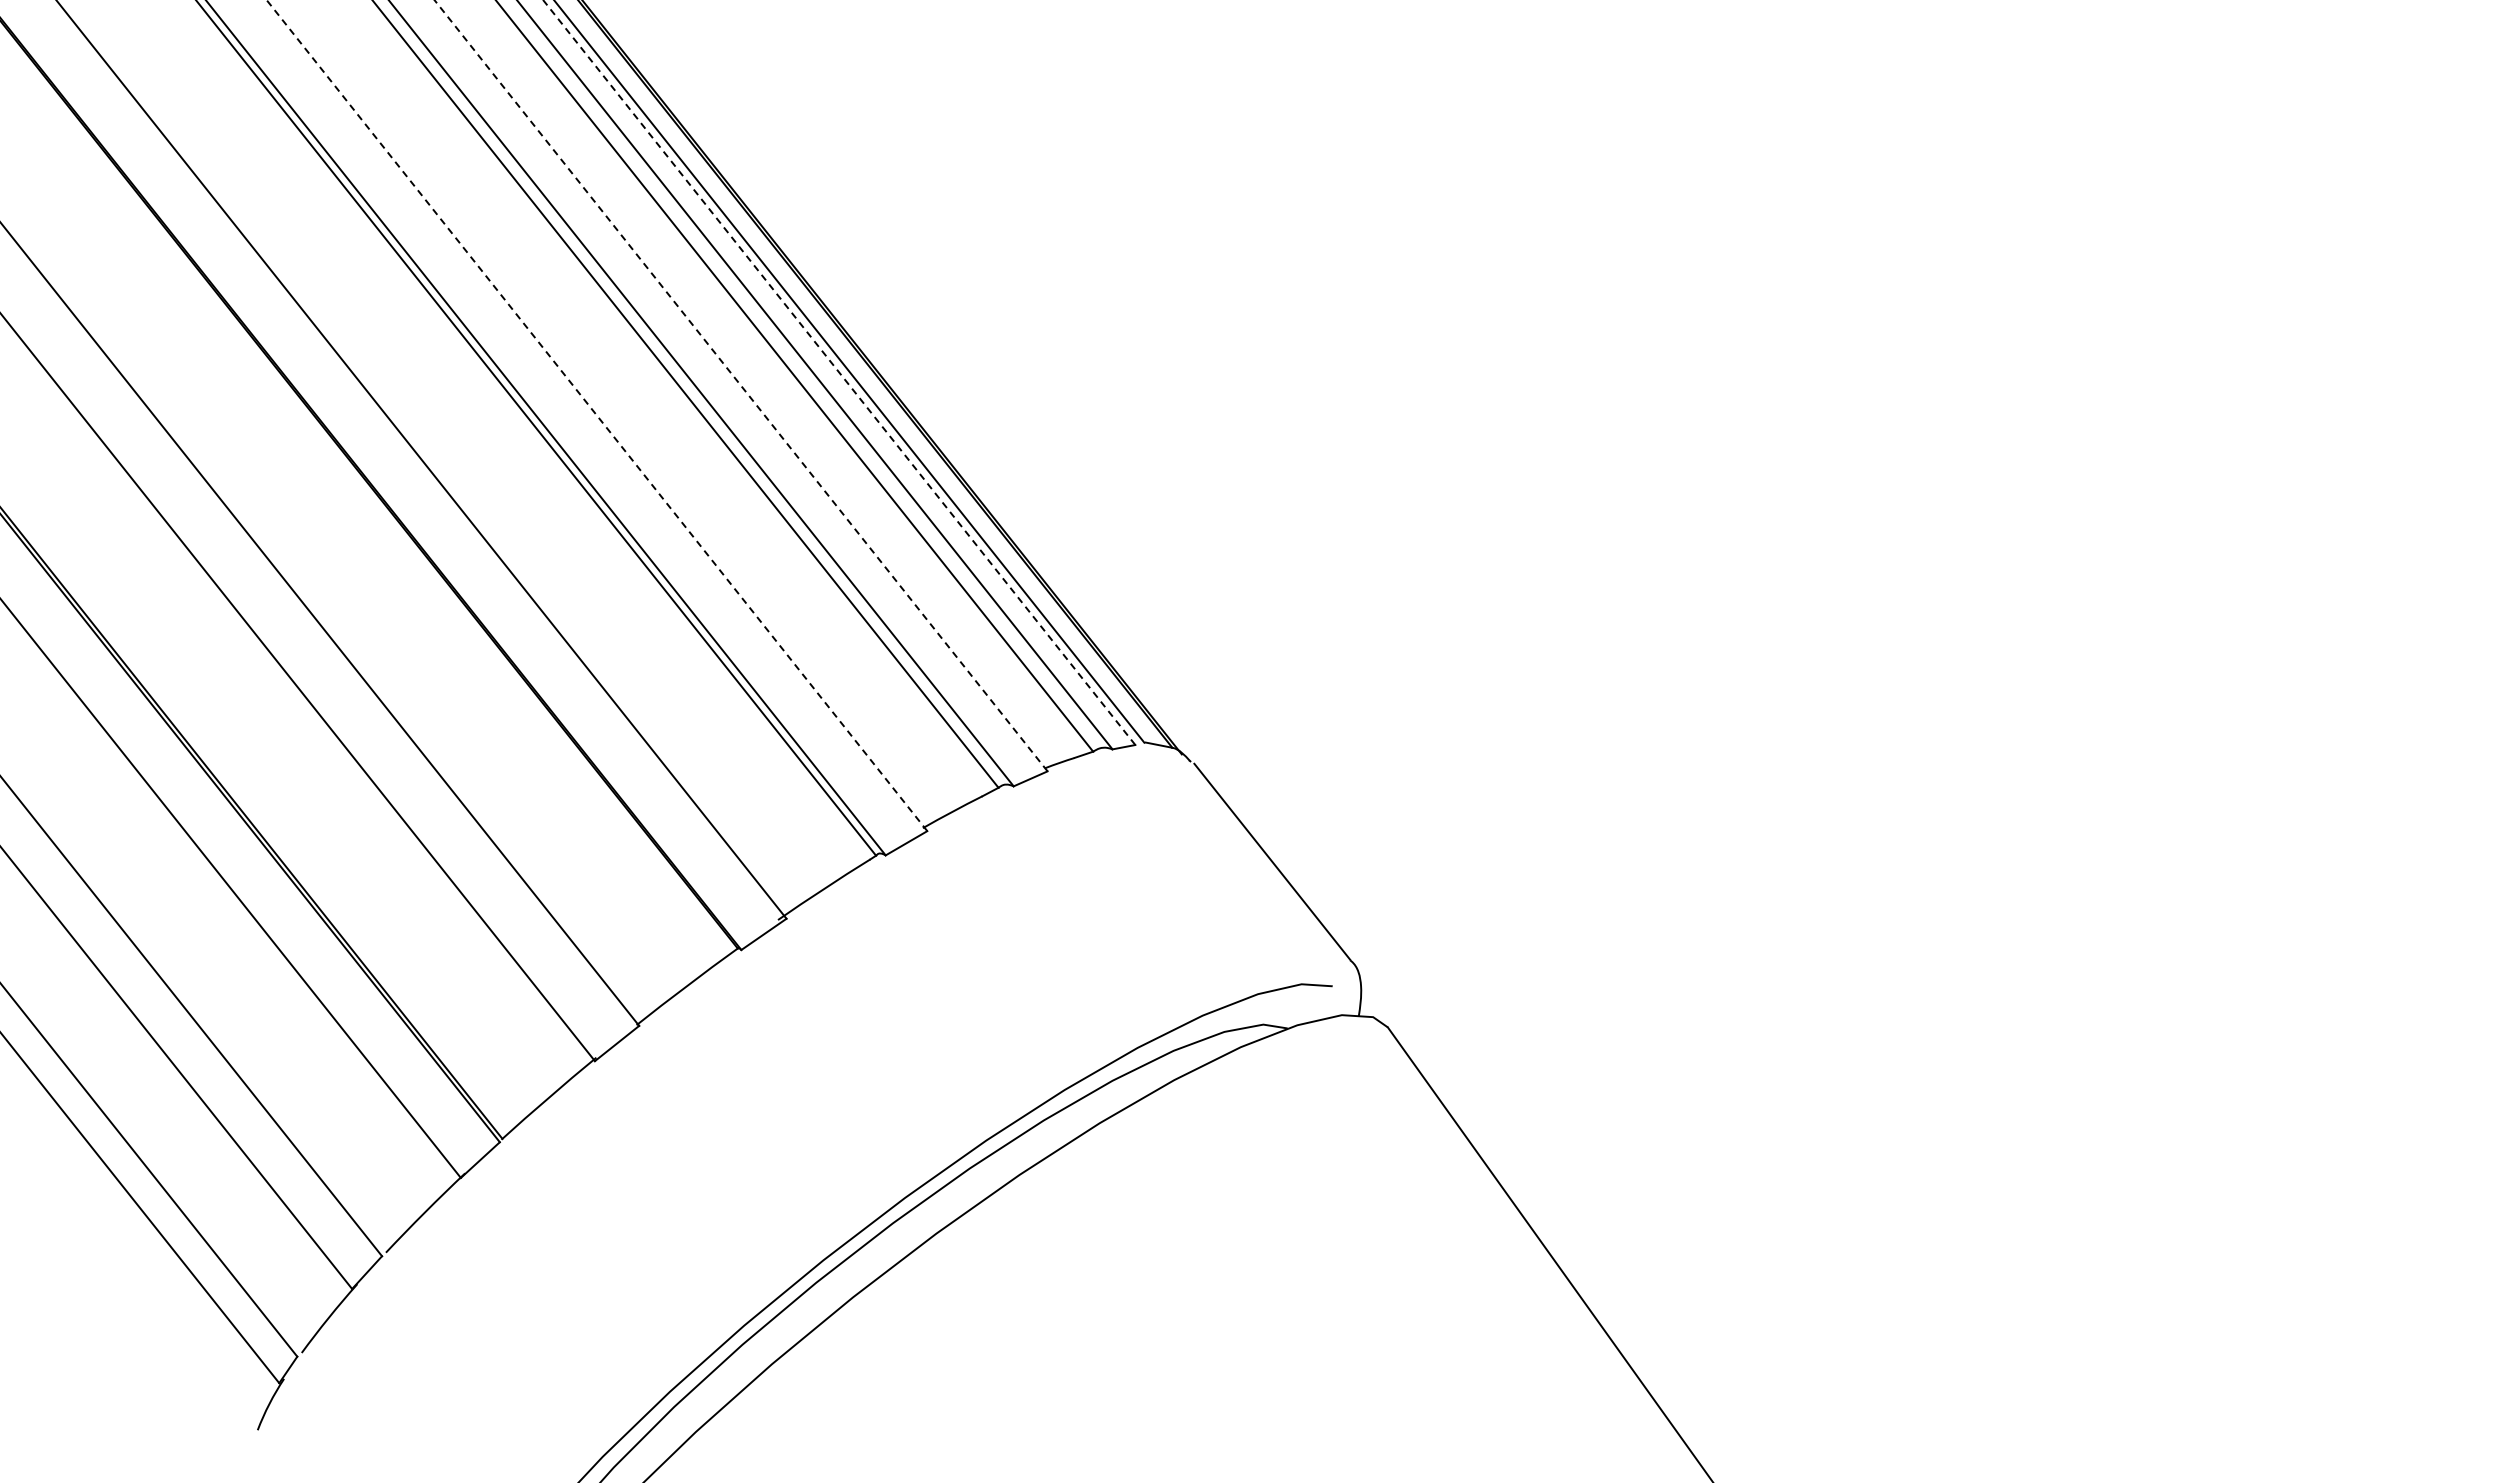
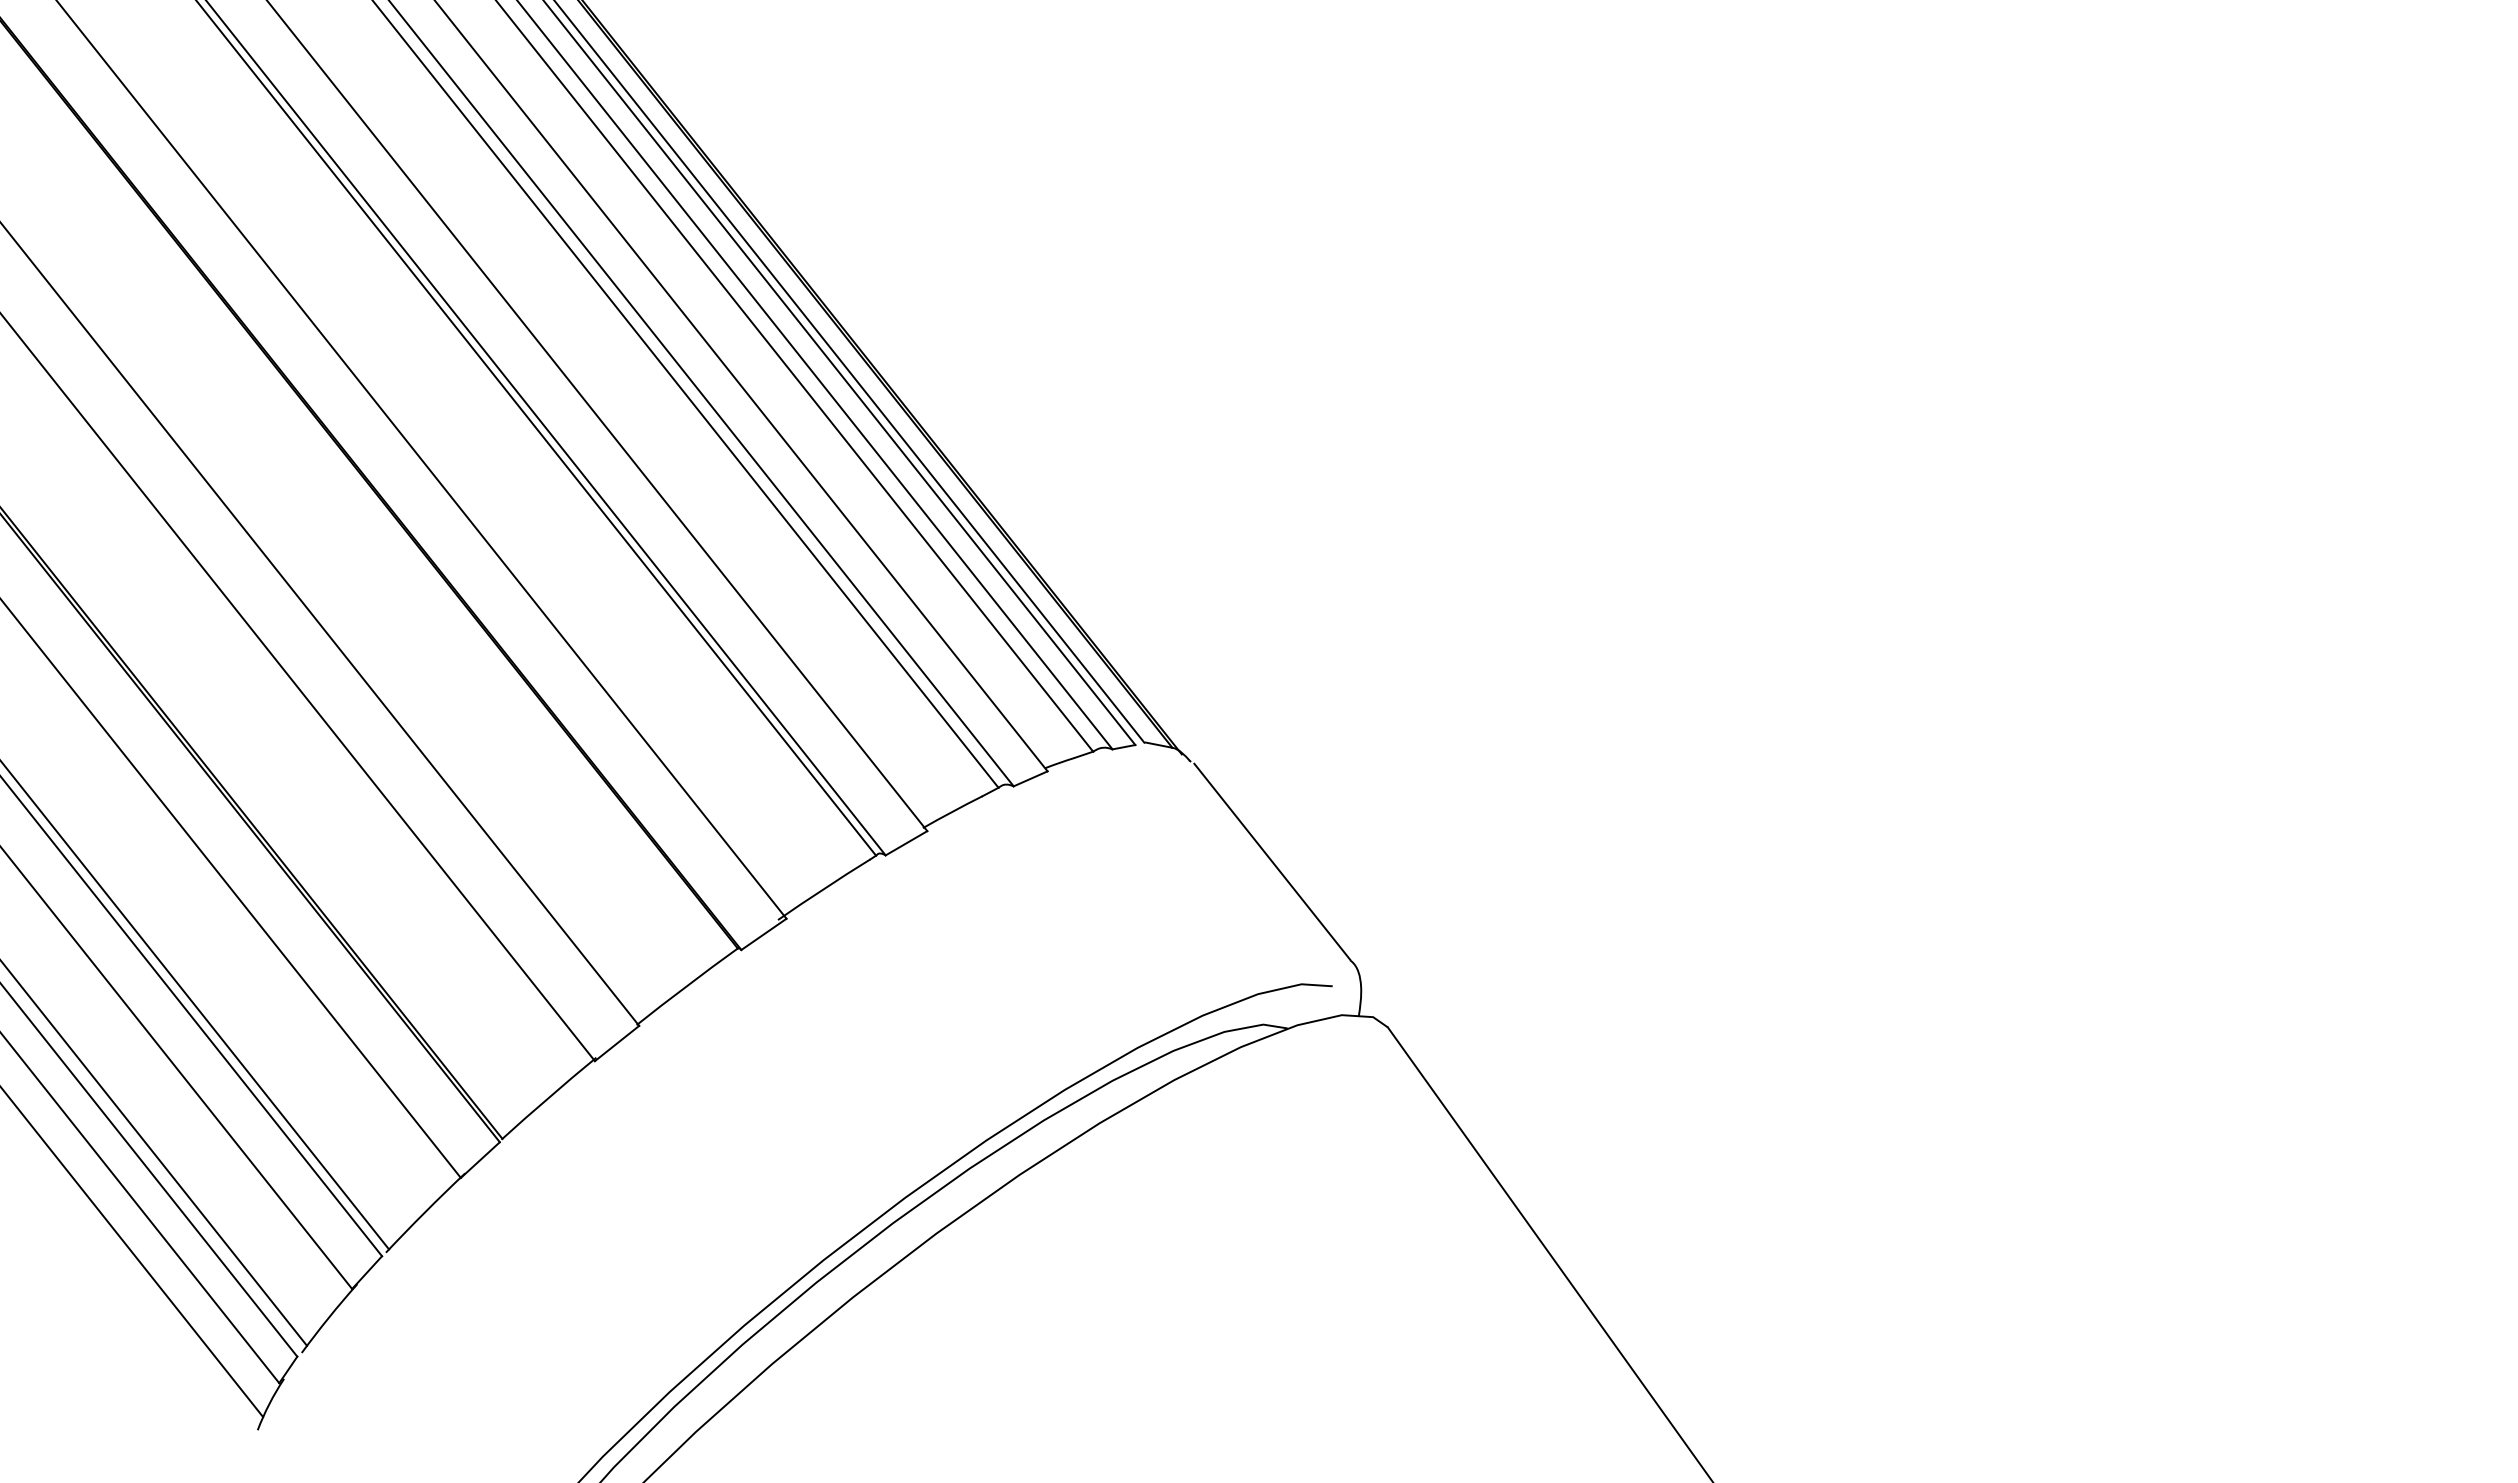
line: dashed -> solid (839, 372)
line: dashed -> solid (740, 385)
line: dashed -> solid (596, 415)
line: none -> present (195, 1006)
line: none -> present (154, 1153)
line: none -> present (132, 1252)
